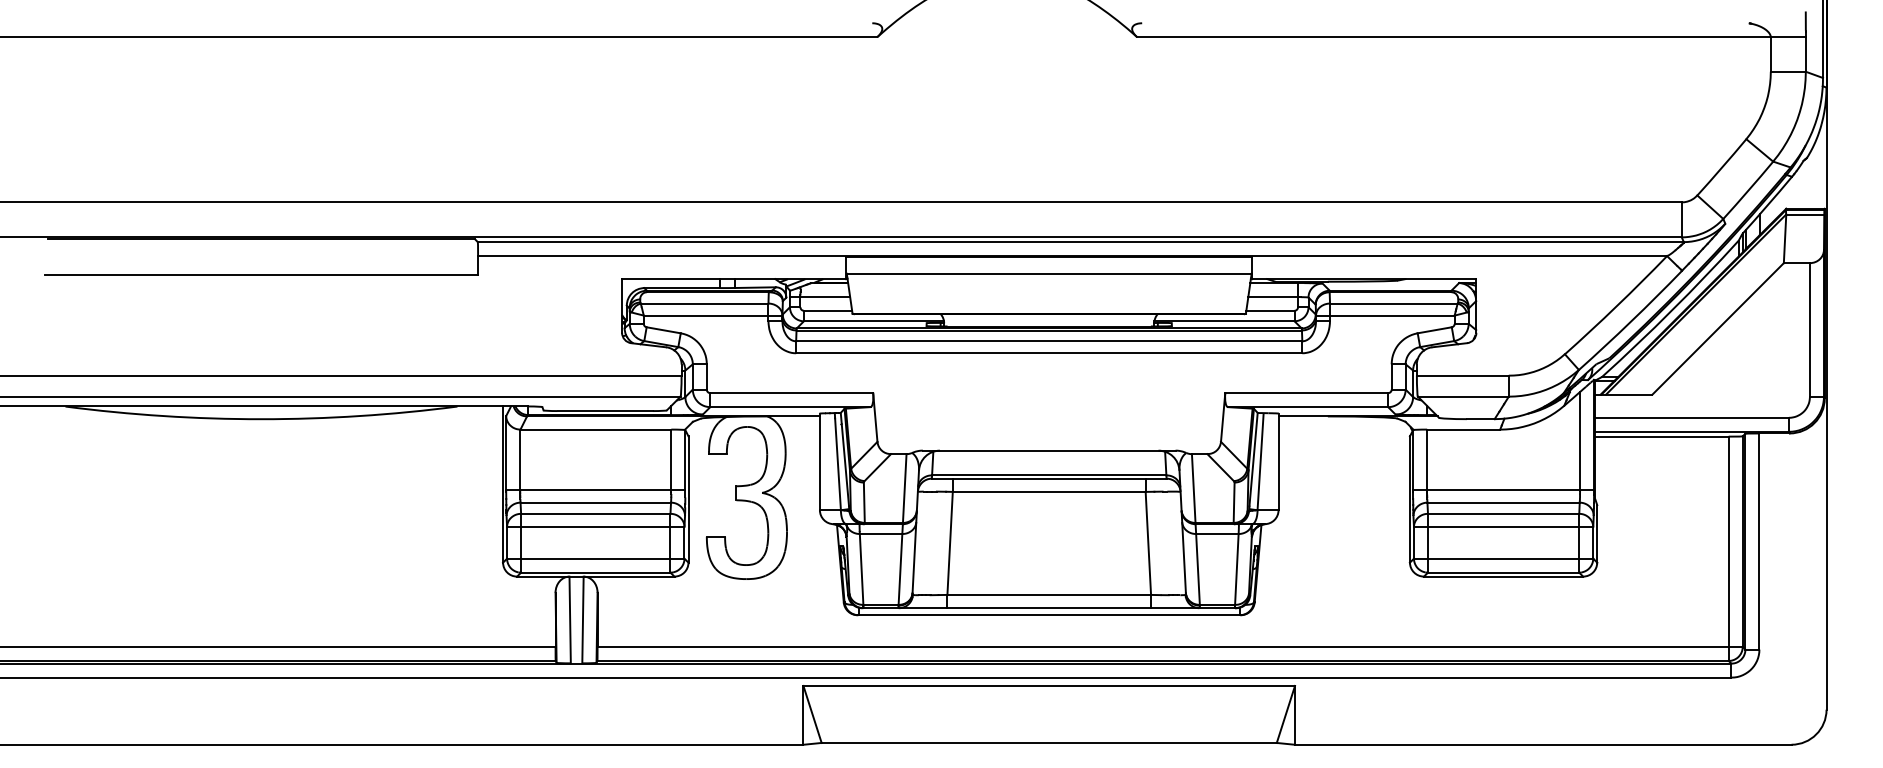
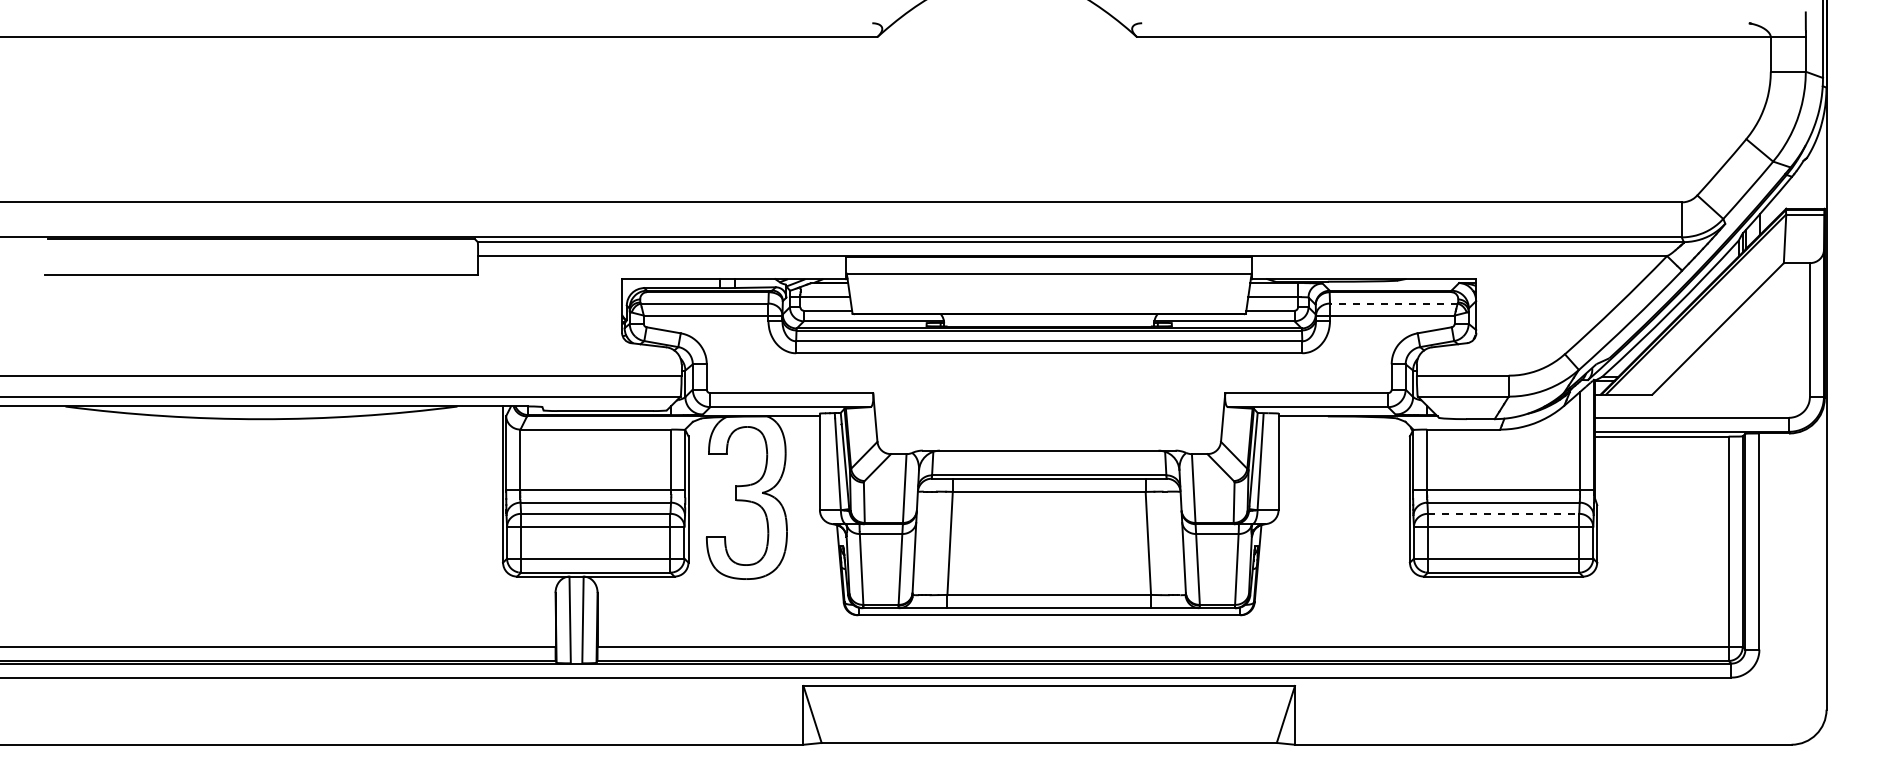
line: solid -> dashed (1393, 303)
line: solid -> dashed (1503, 513)
